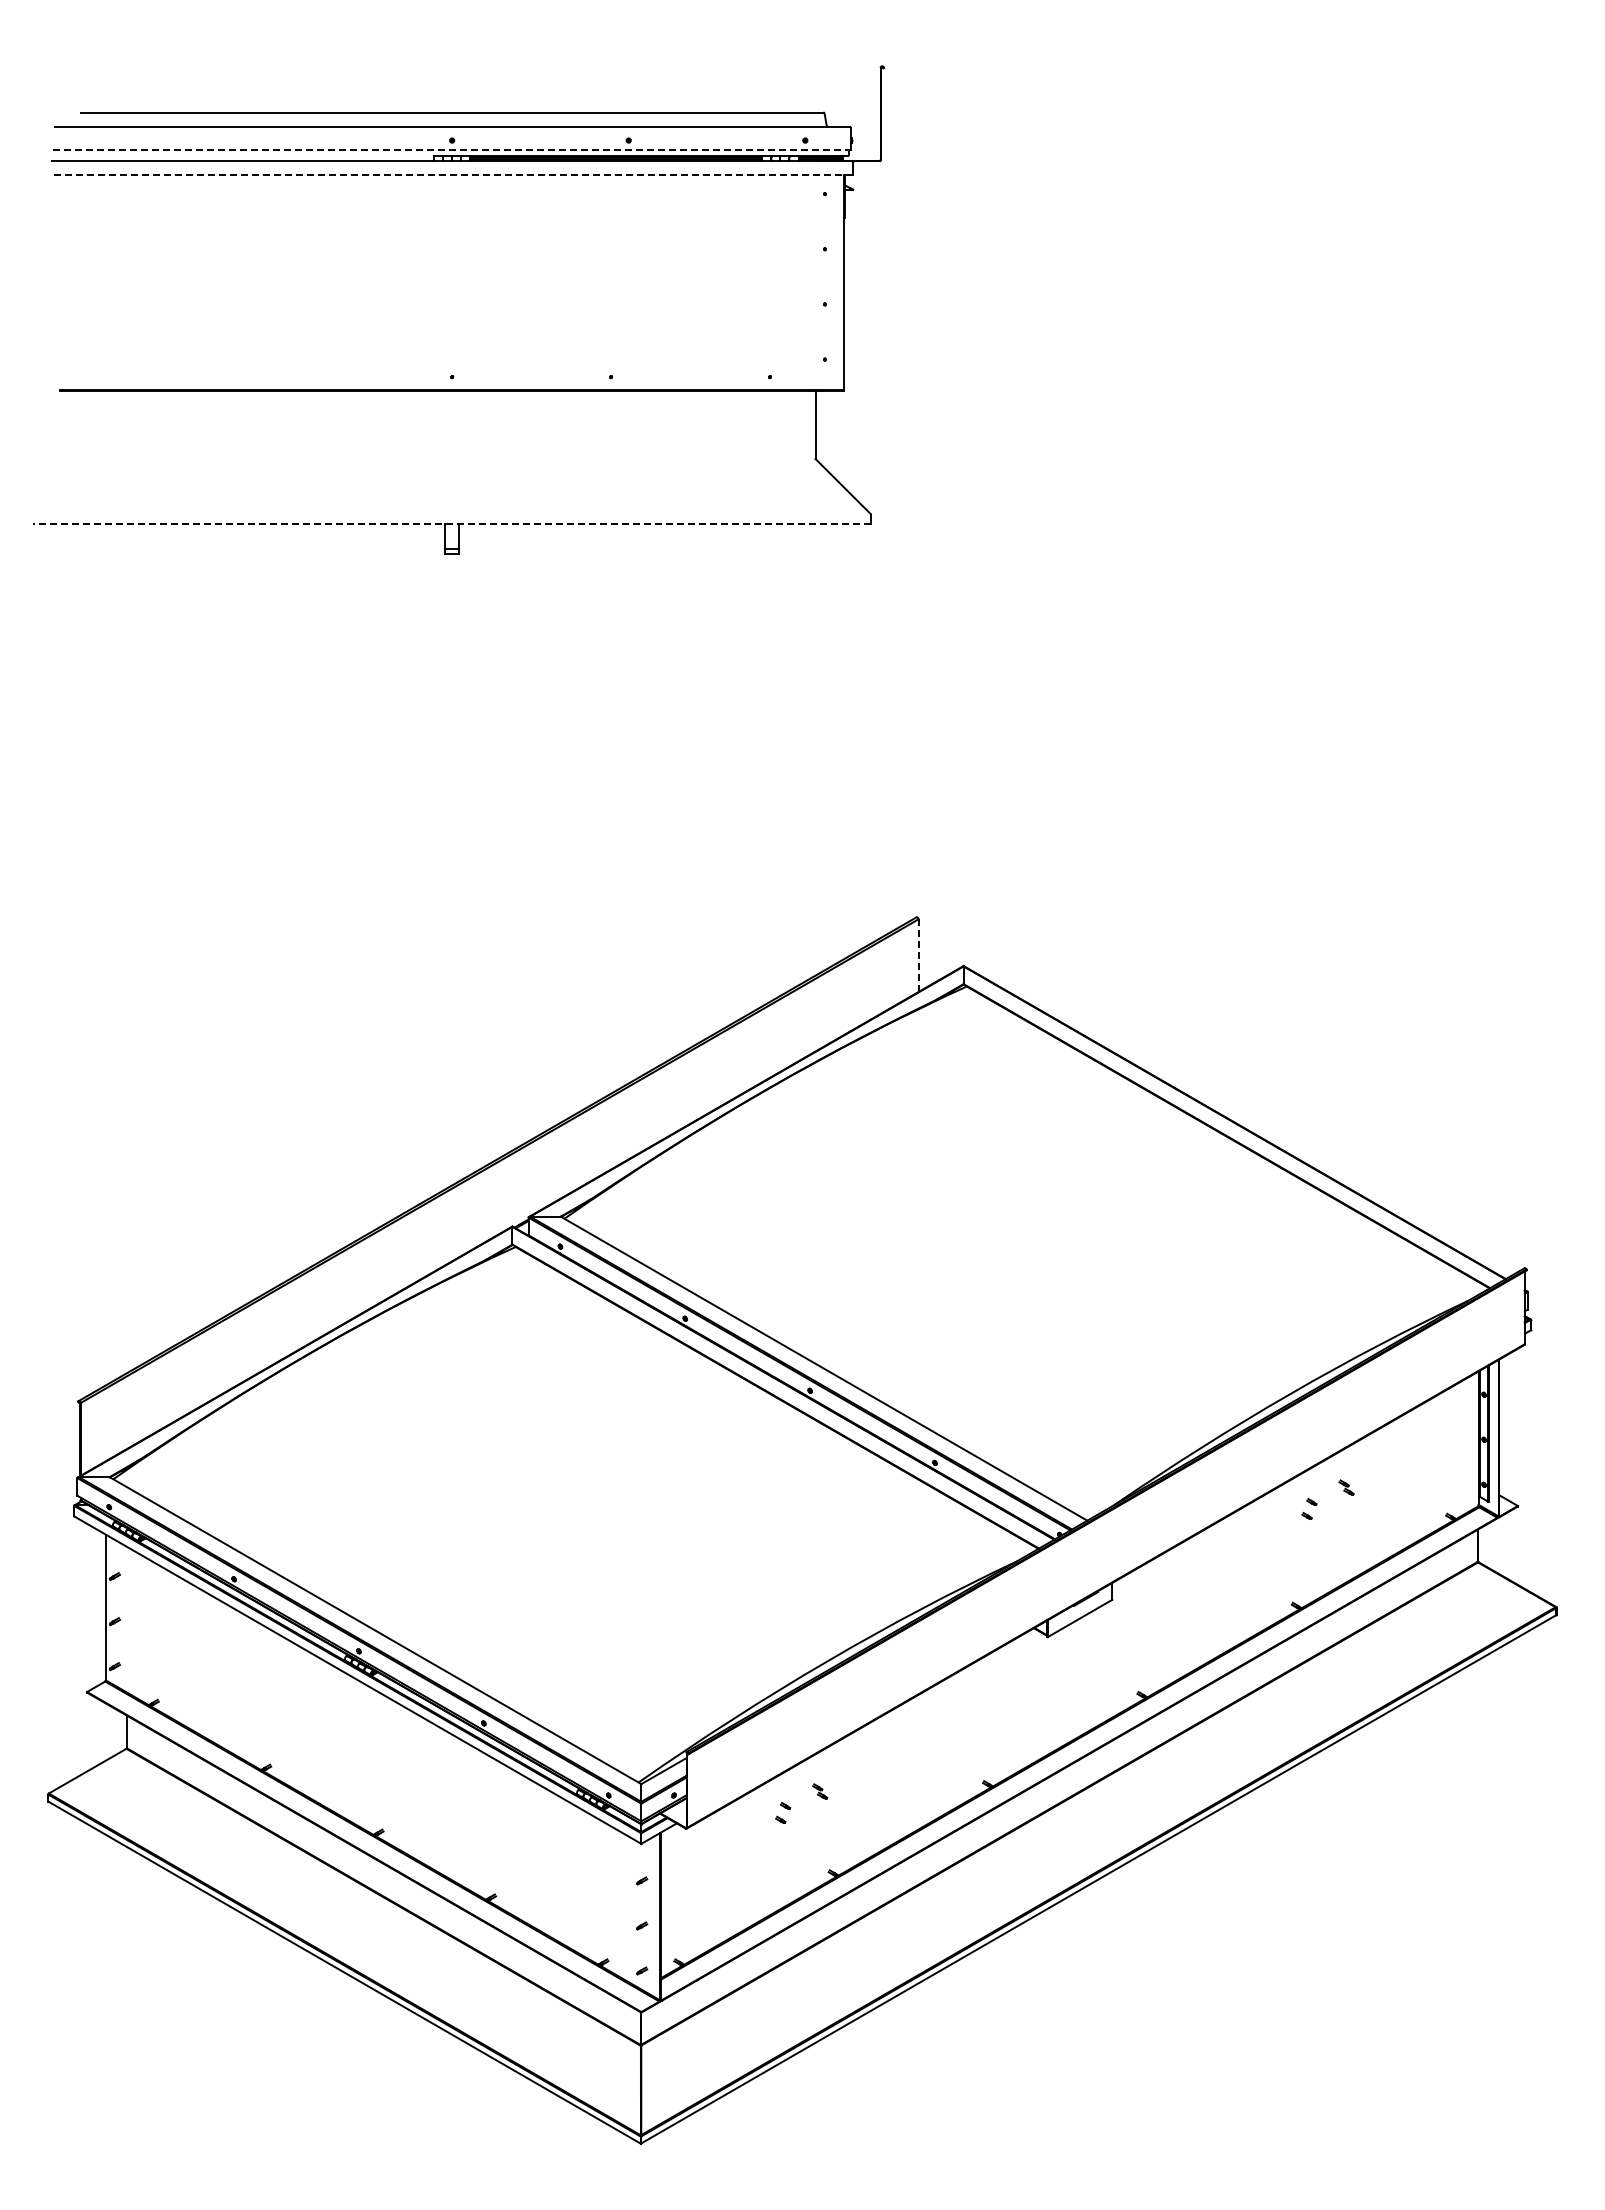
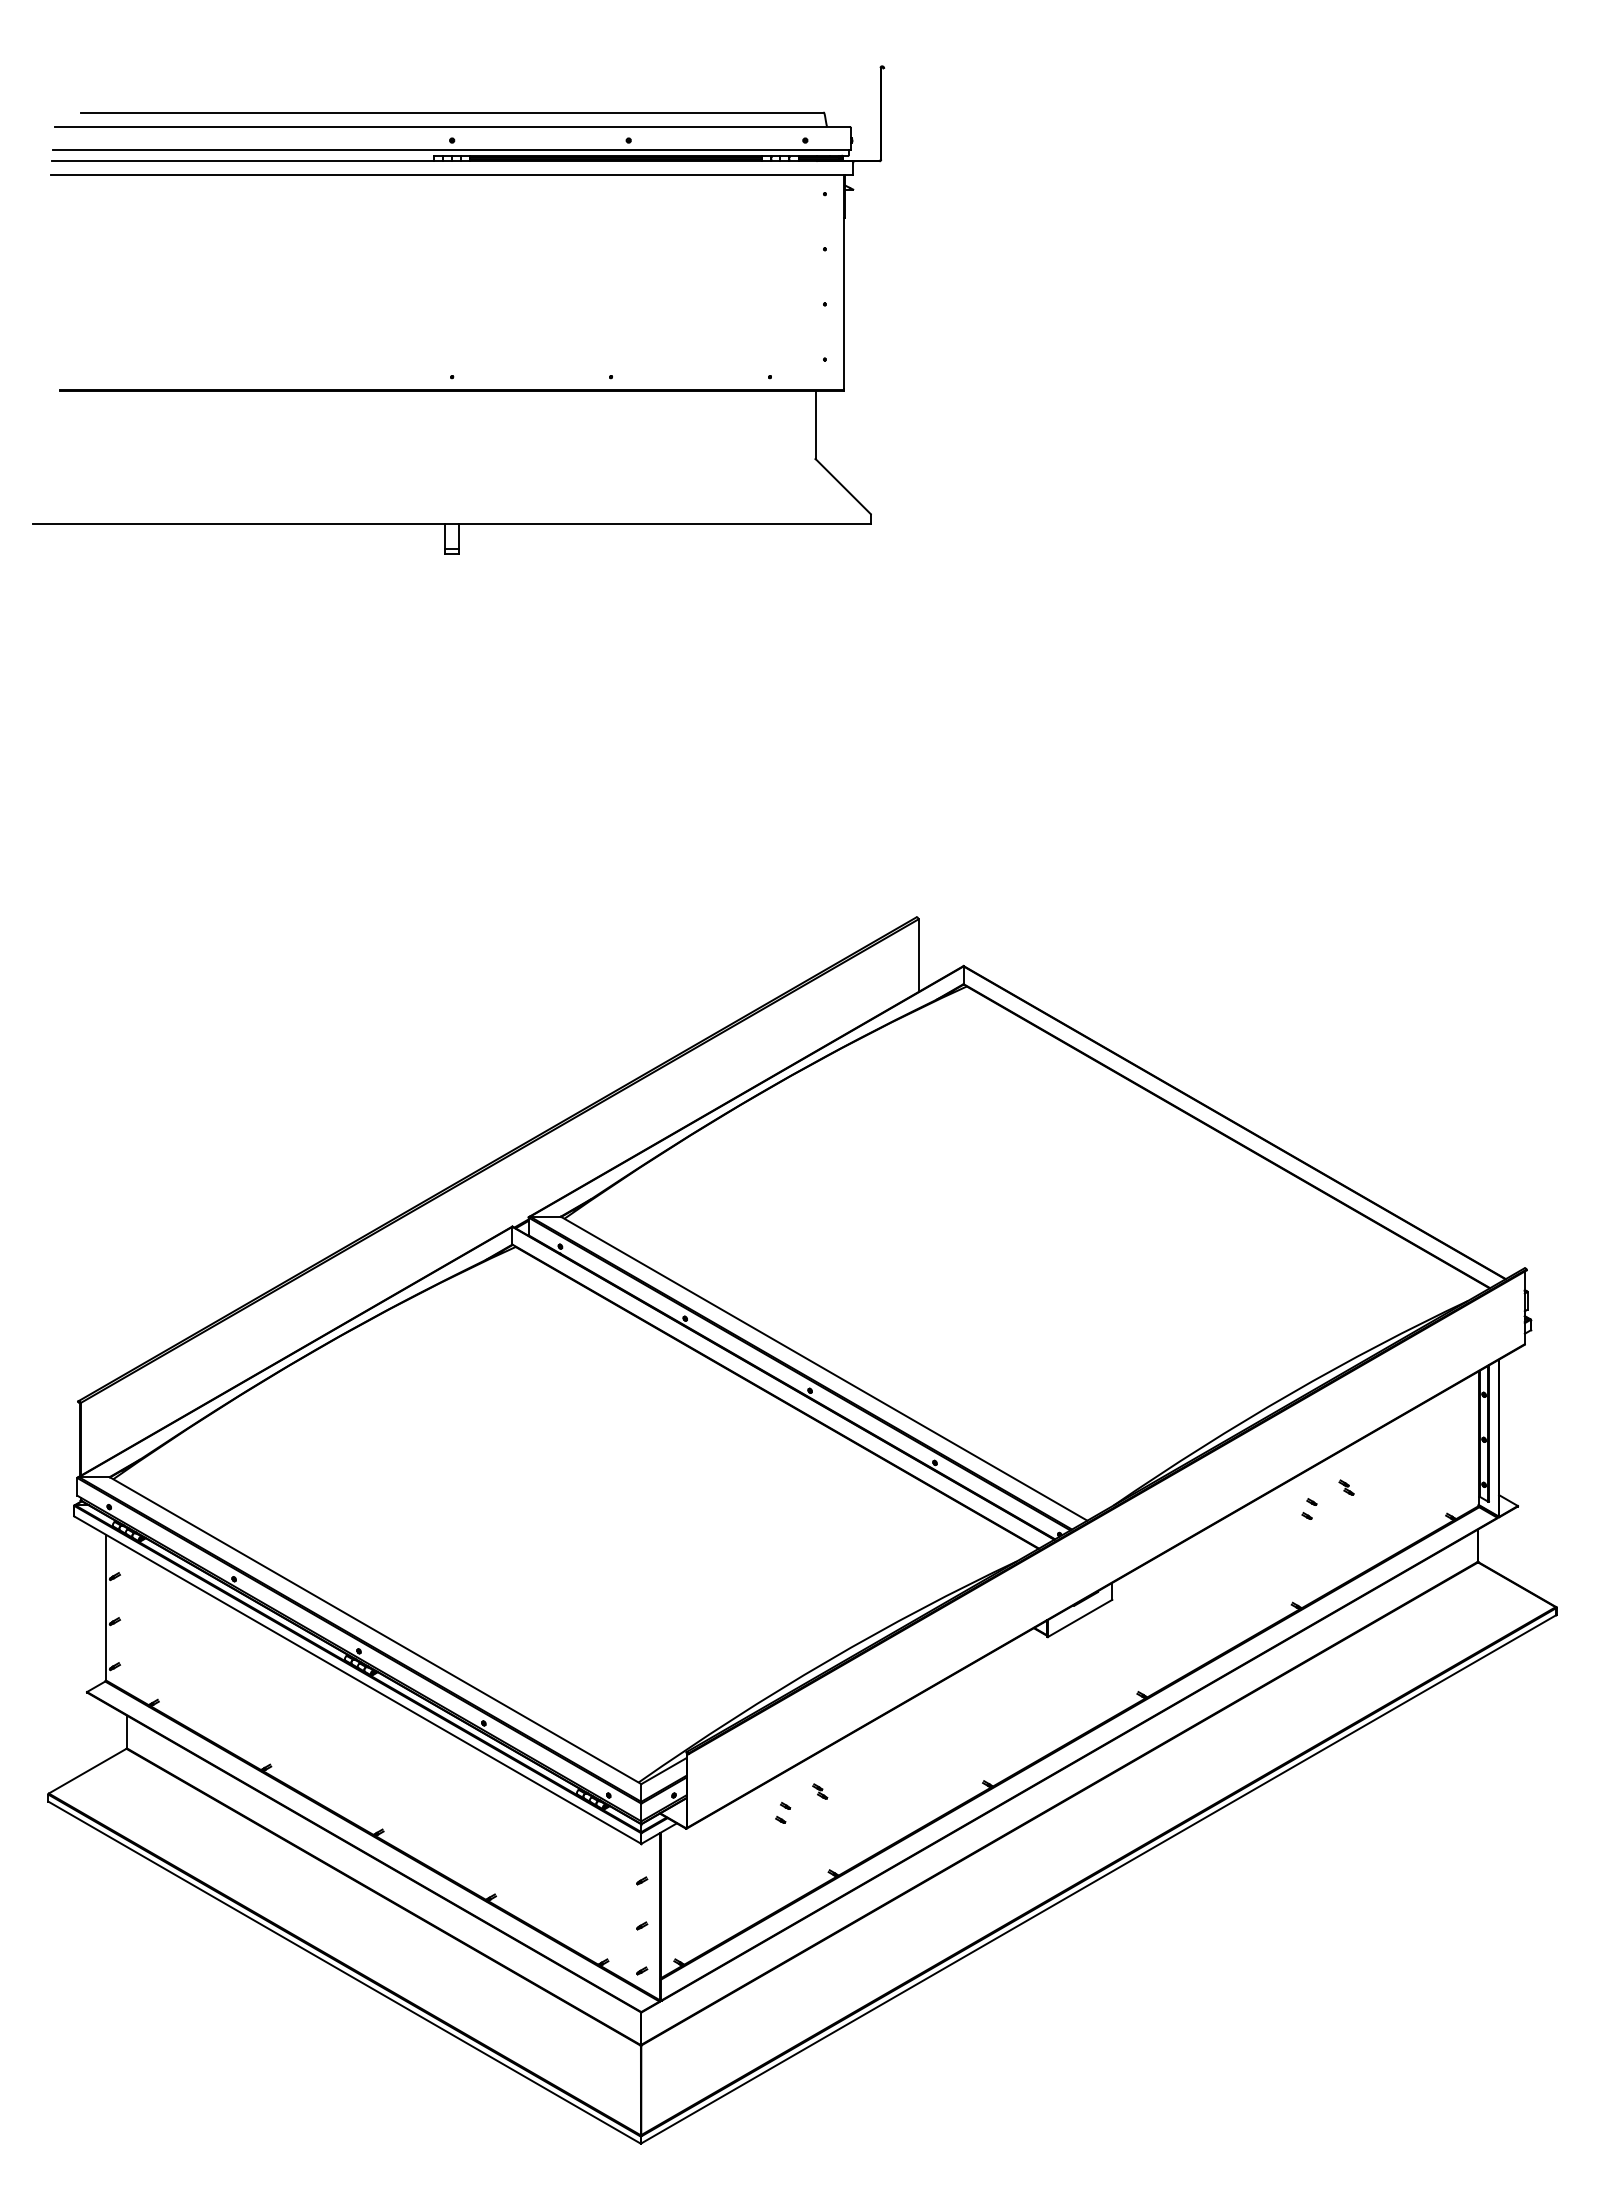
line: dashed -> solid (452, 149)
line: dashed -> solid (451, 174)
line: dashed -> solid (451, 523)
line: dashed -> solid (918, 955)
